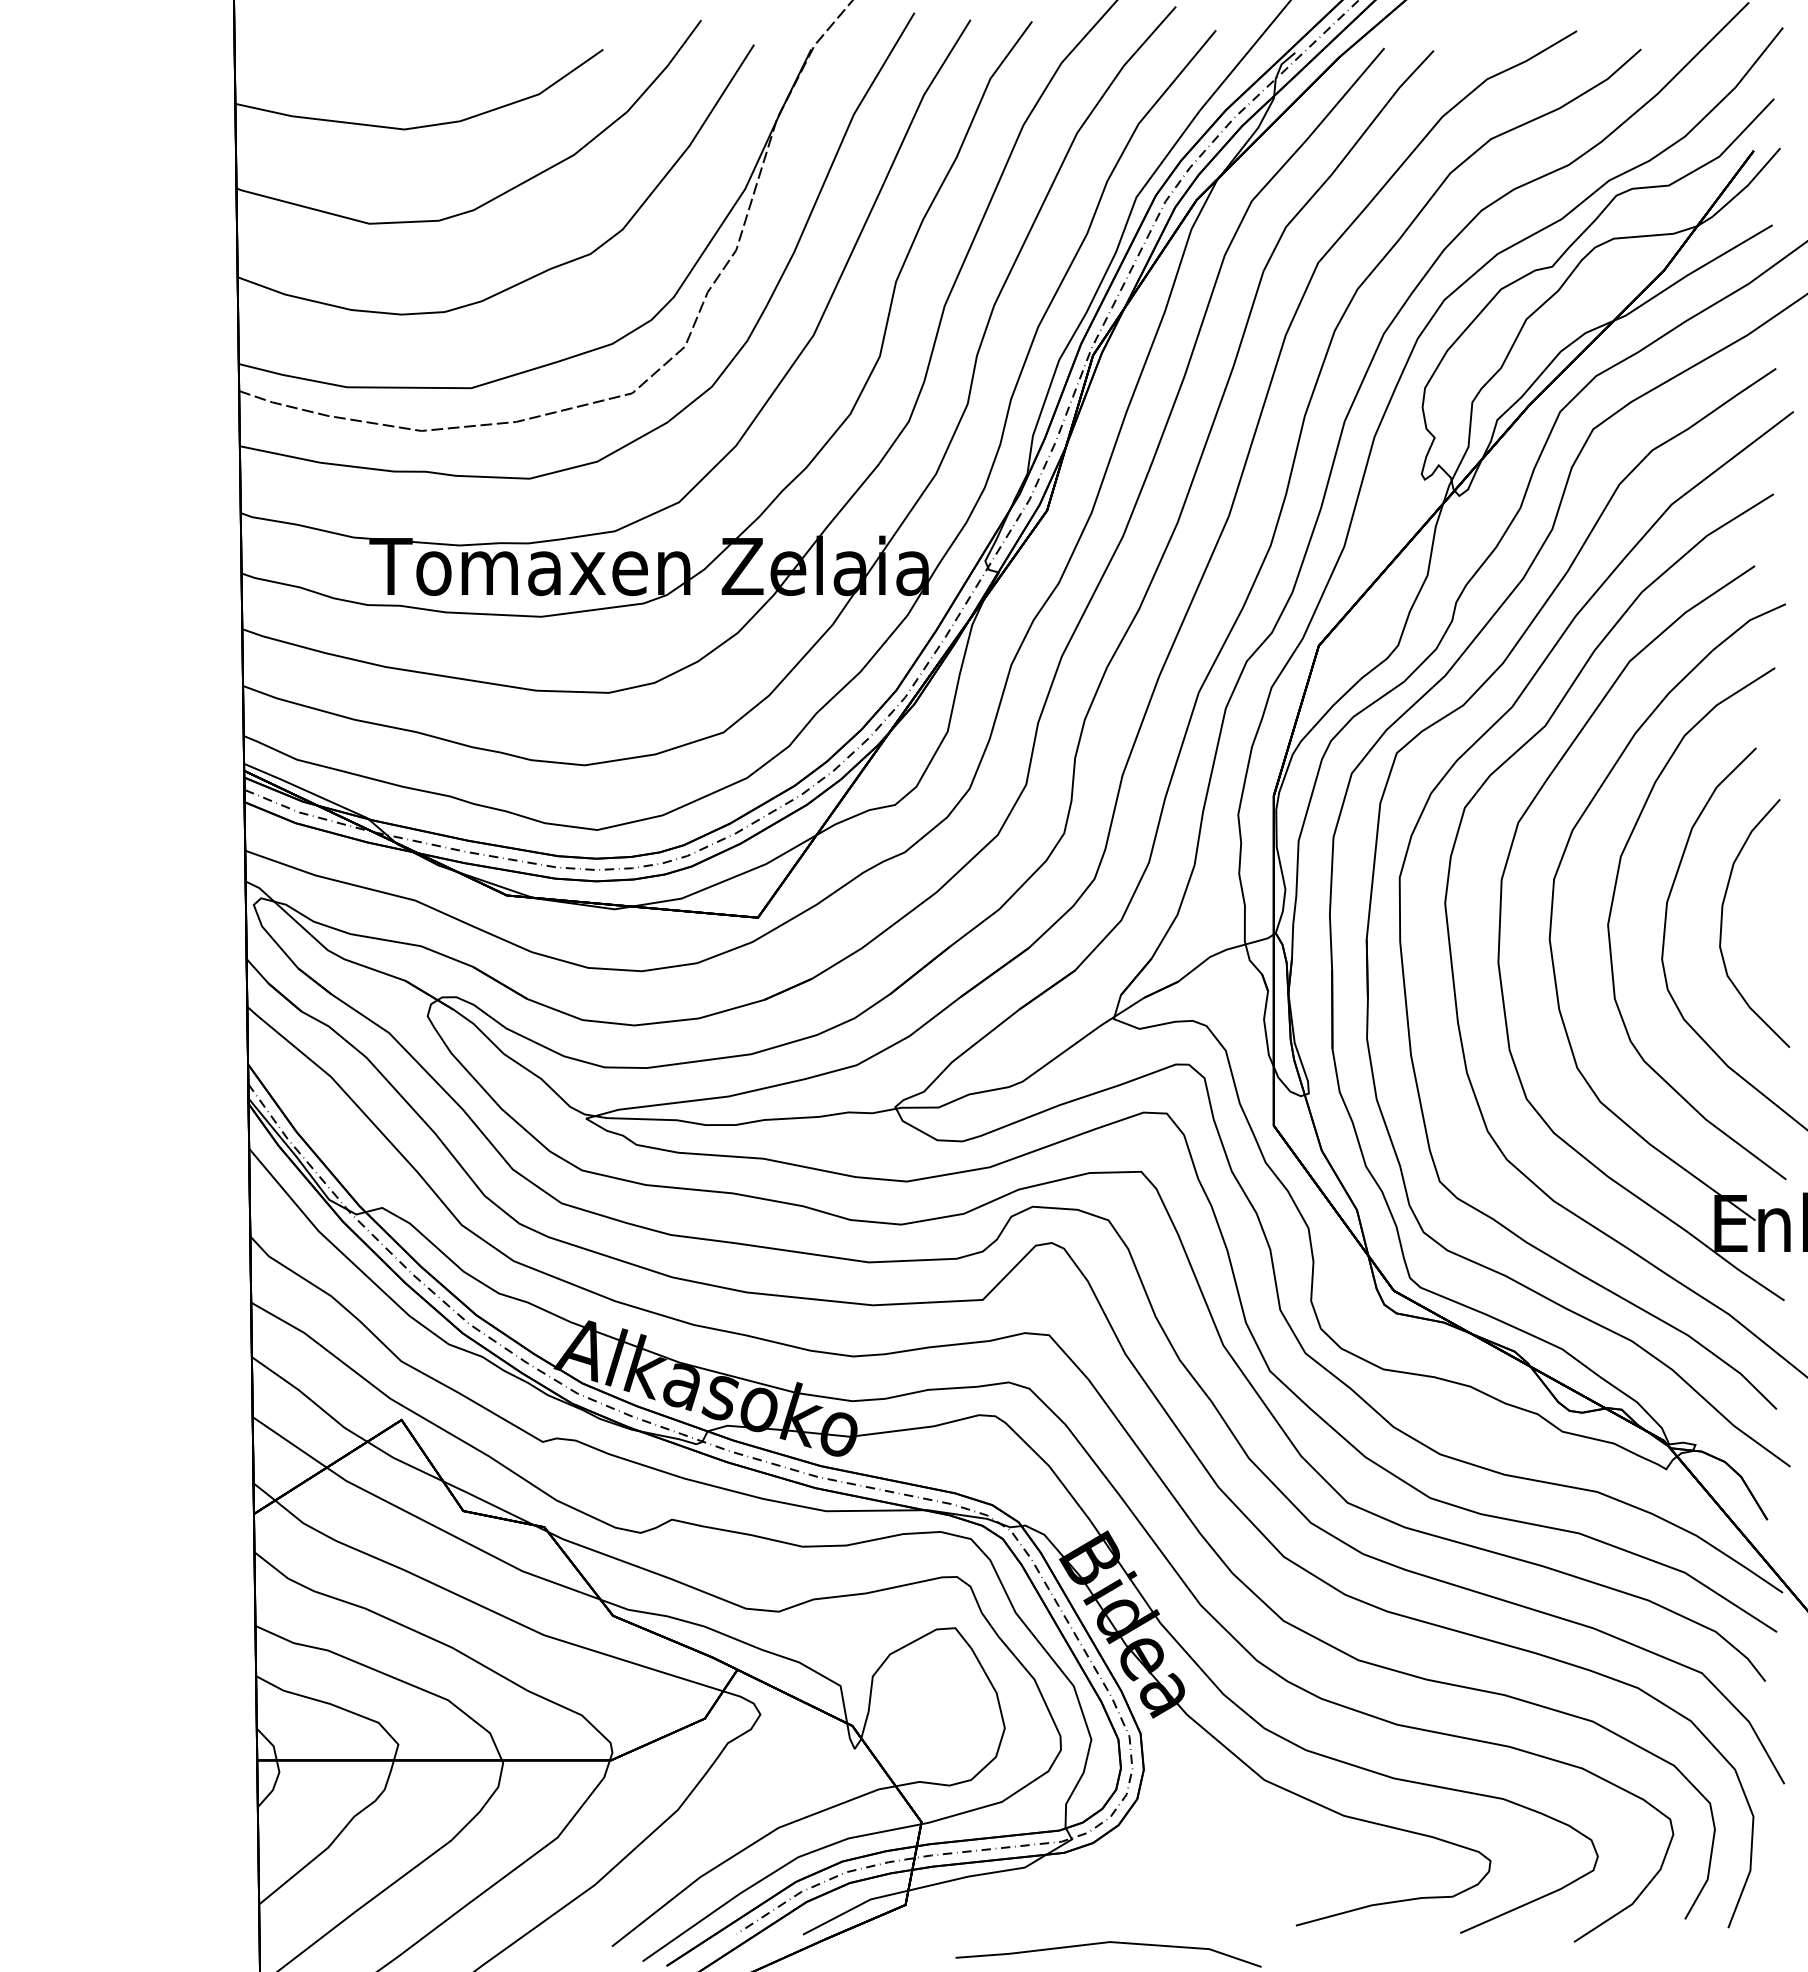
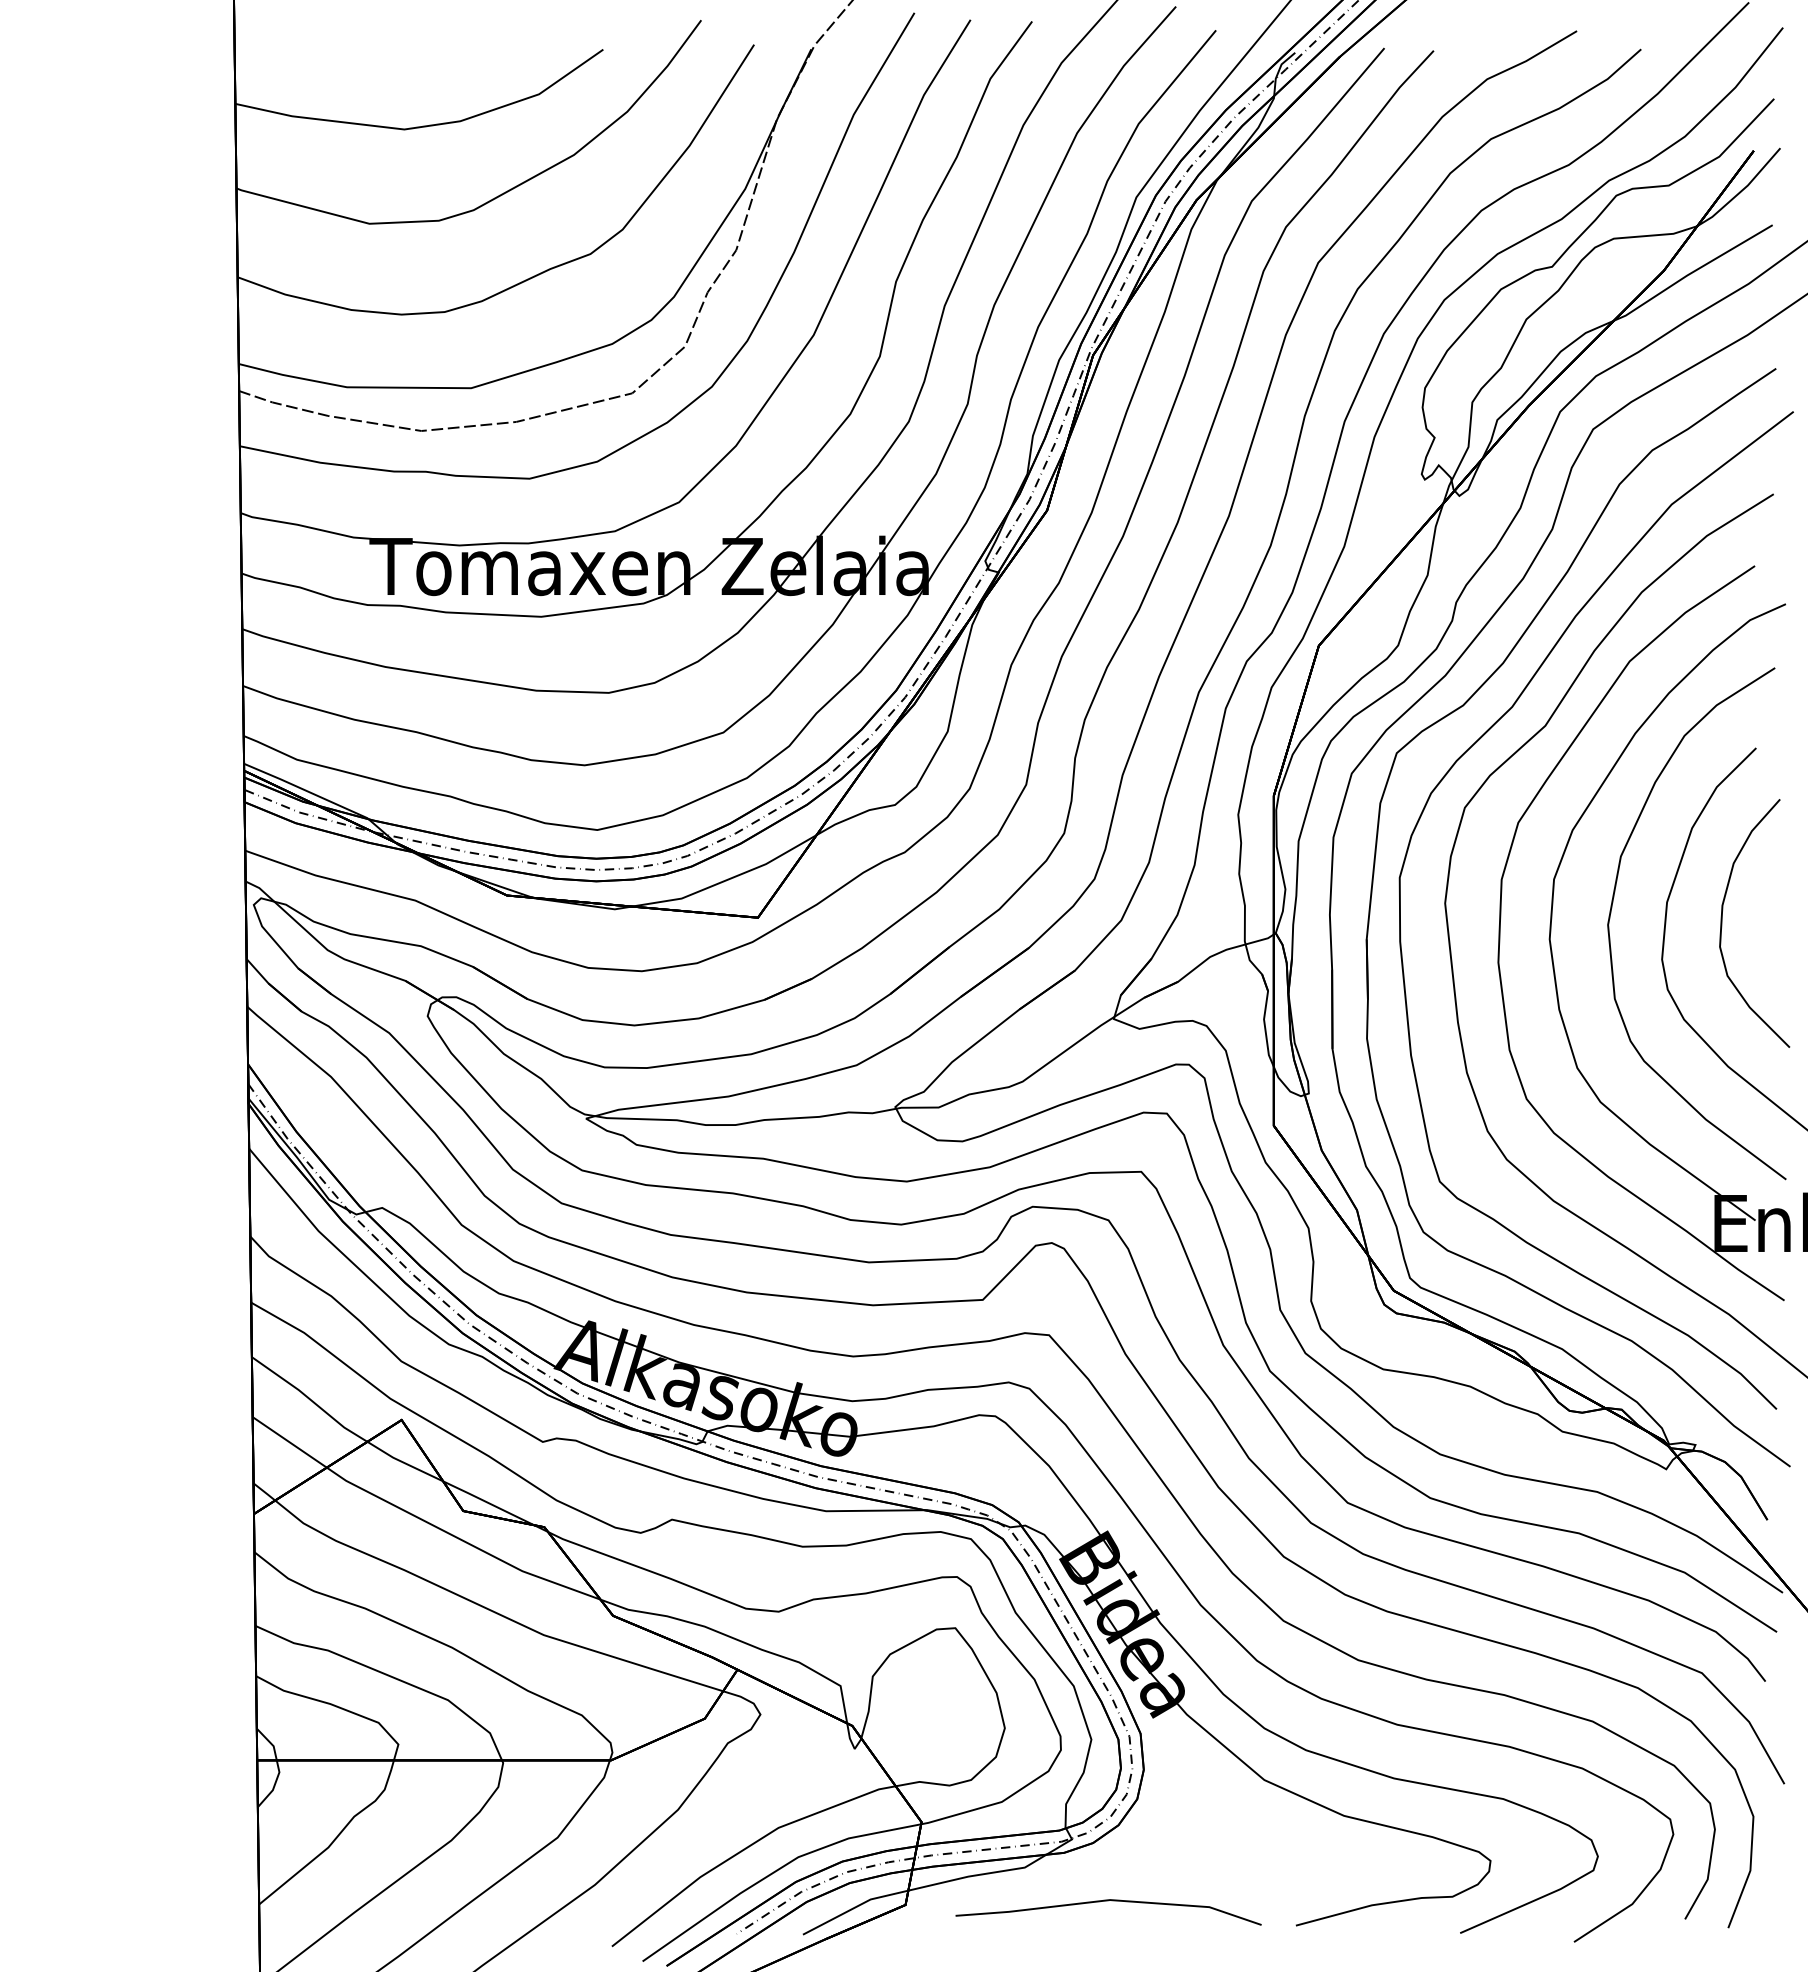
line position: (1108, 1943) -> (1108, 1901) (1108, 1901)
